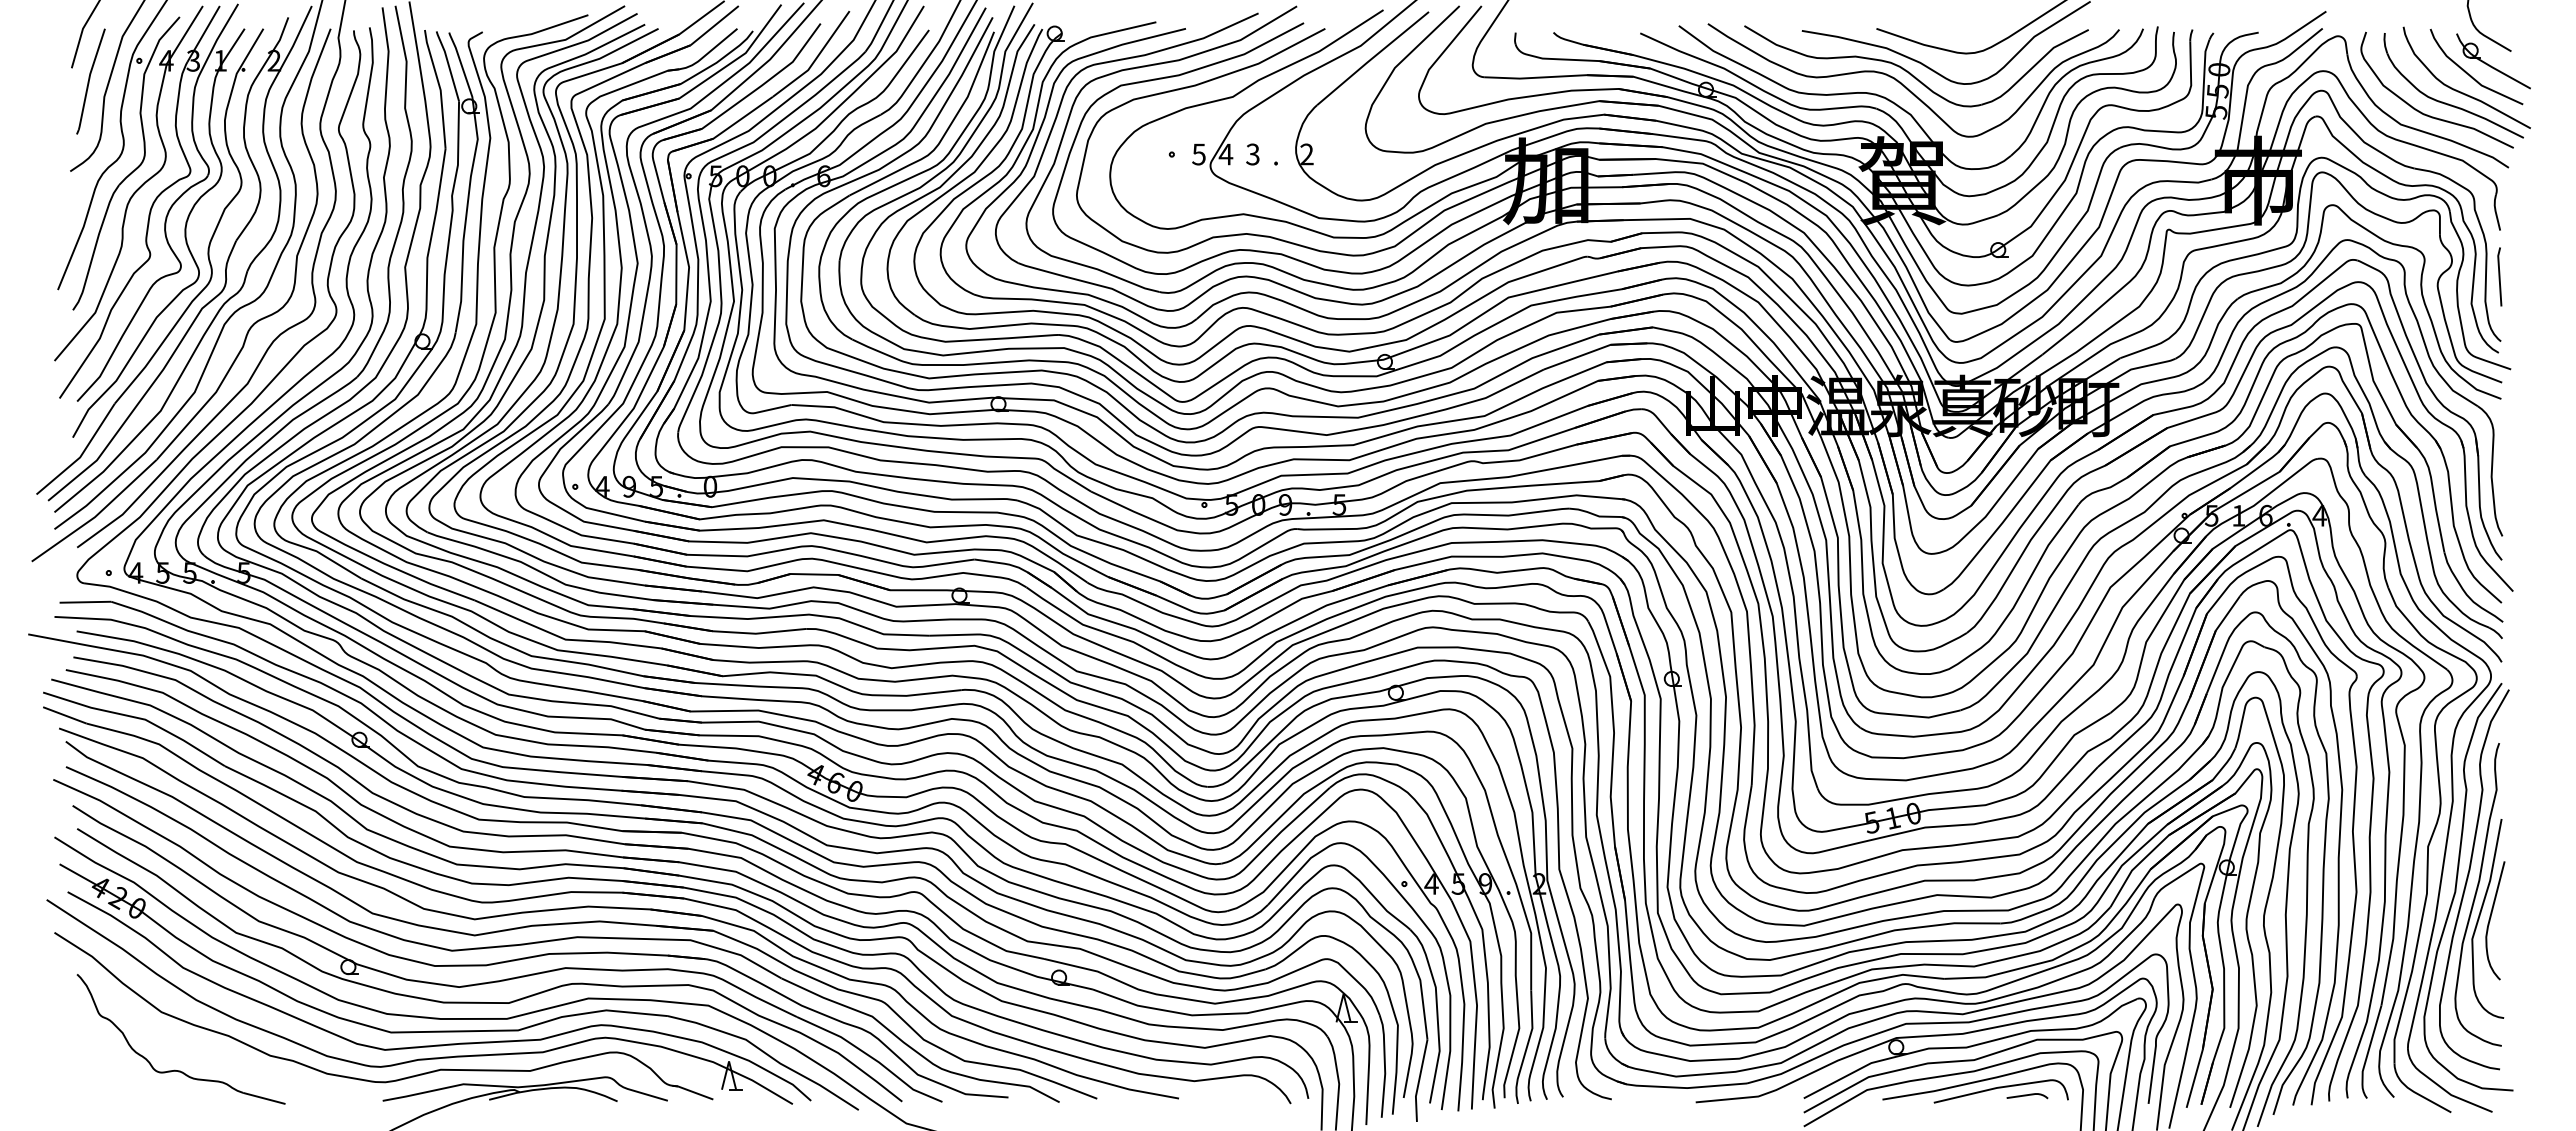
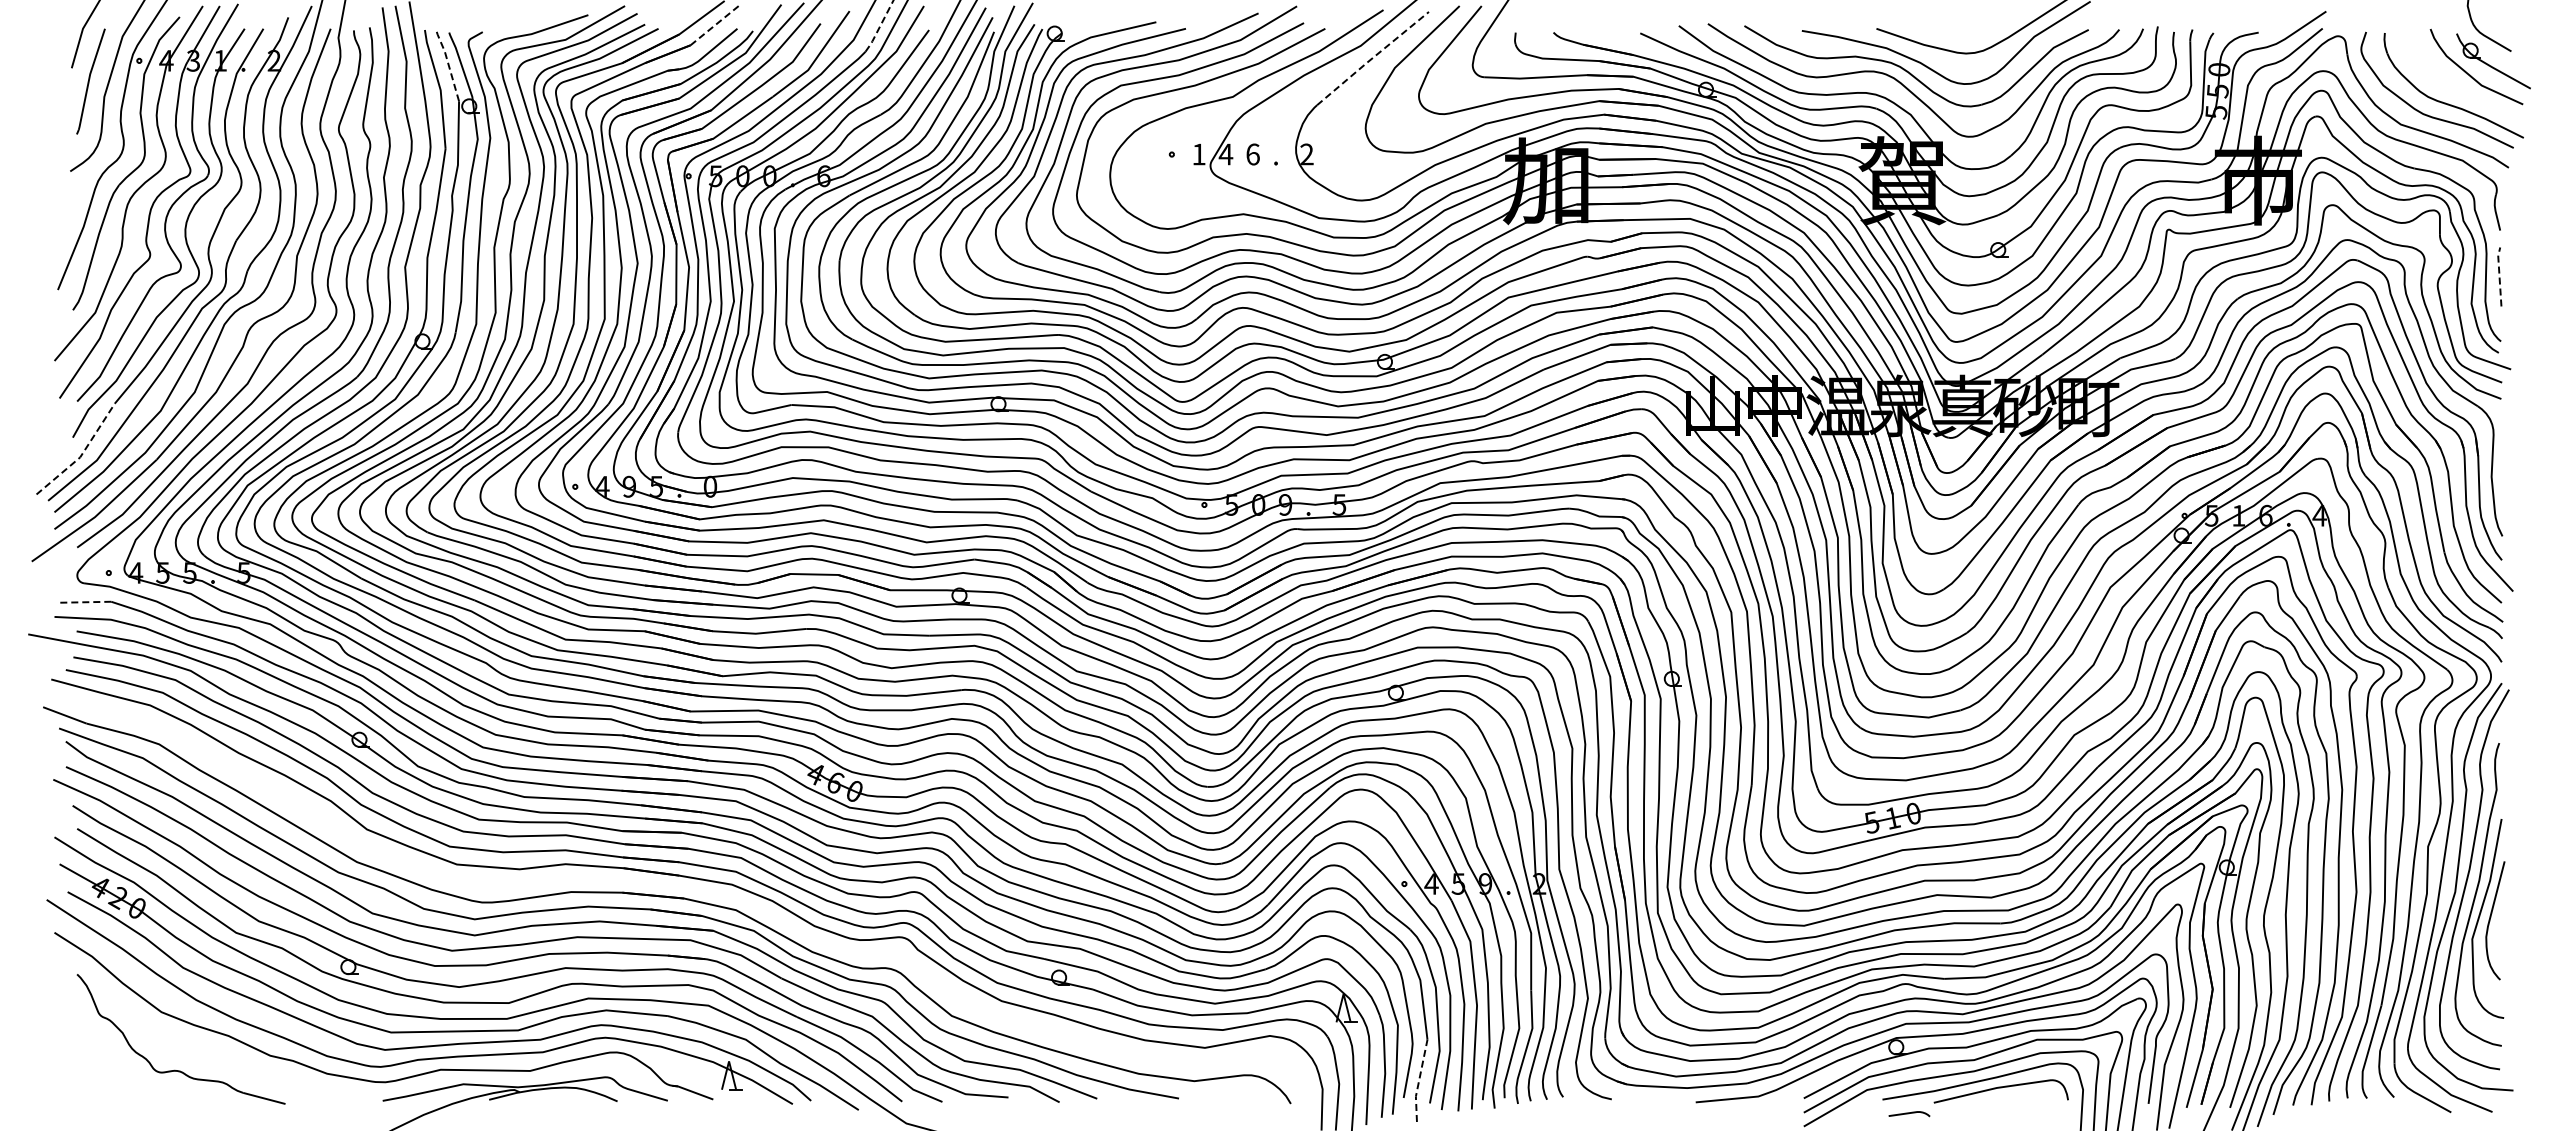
line: solid -> dashed (715, 25)
line: solid -> dashed (879, 27)
line: solid -> dashed (1372, 58)
line: solid -> dashed (448, 63)
curve: present -> none (2461, 91)
text: 5 -> 1 (1198, 154)
text: 3 -> 6 (1252, 154)
line: solid -> dashed (2499, 275)
line: solid -> dashed (81, 454)
line: solid -> dashed (85, 602)
part: present -> none (679, 888)
line: solid -> dashed (1419, 1080)
curve position: (2027, 1095) -> (1909, 1113) (1909, 1113)
